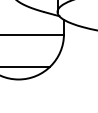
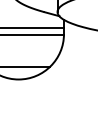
line: none -> present (32, 27)
